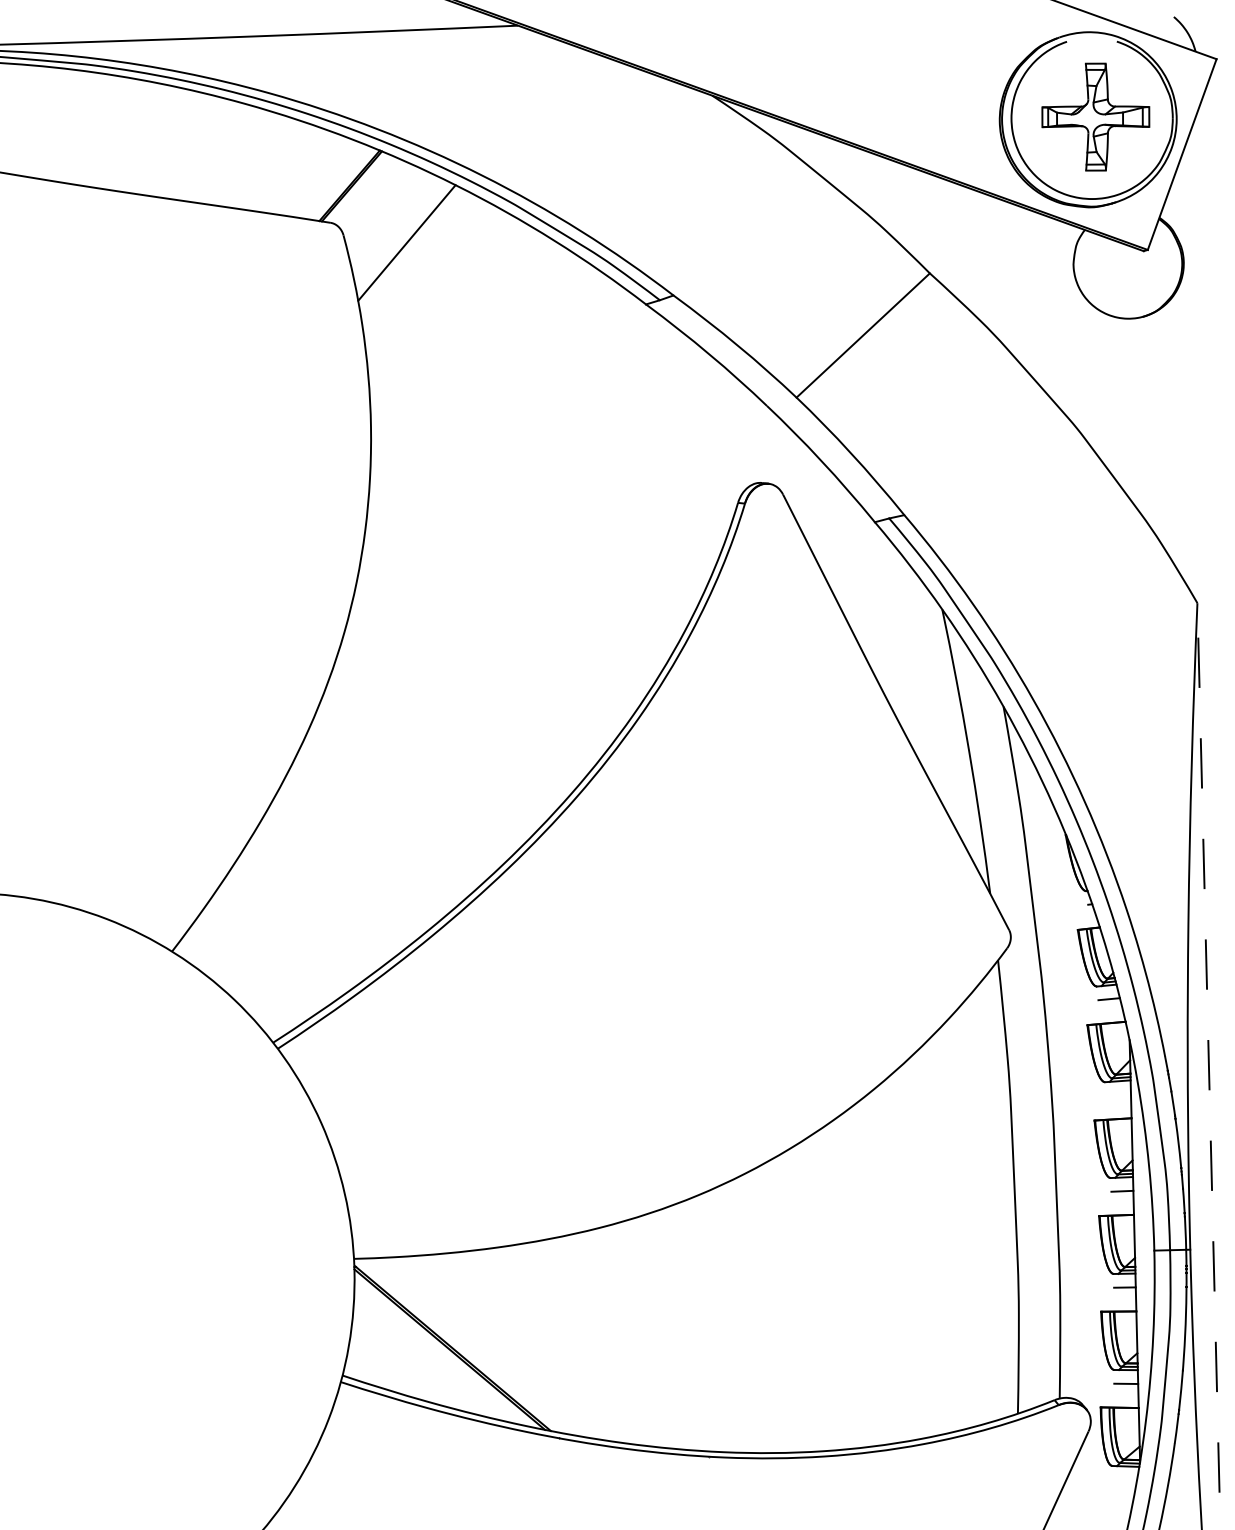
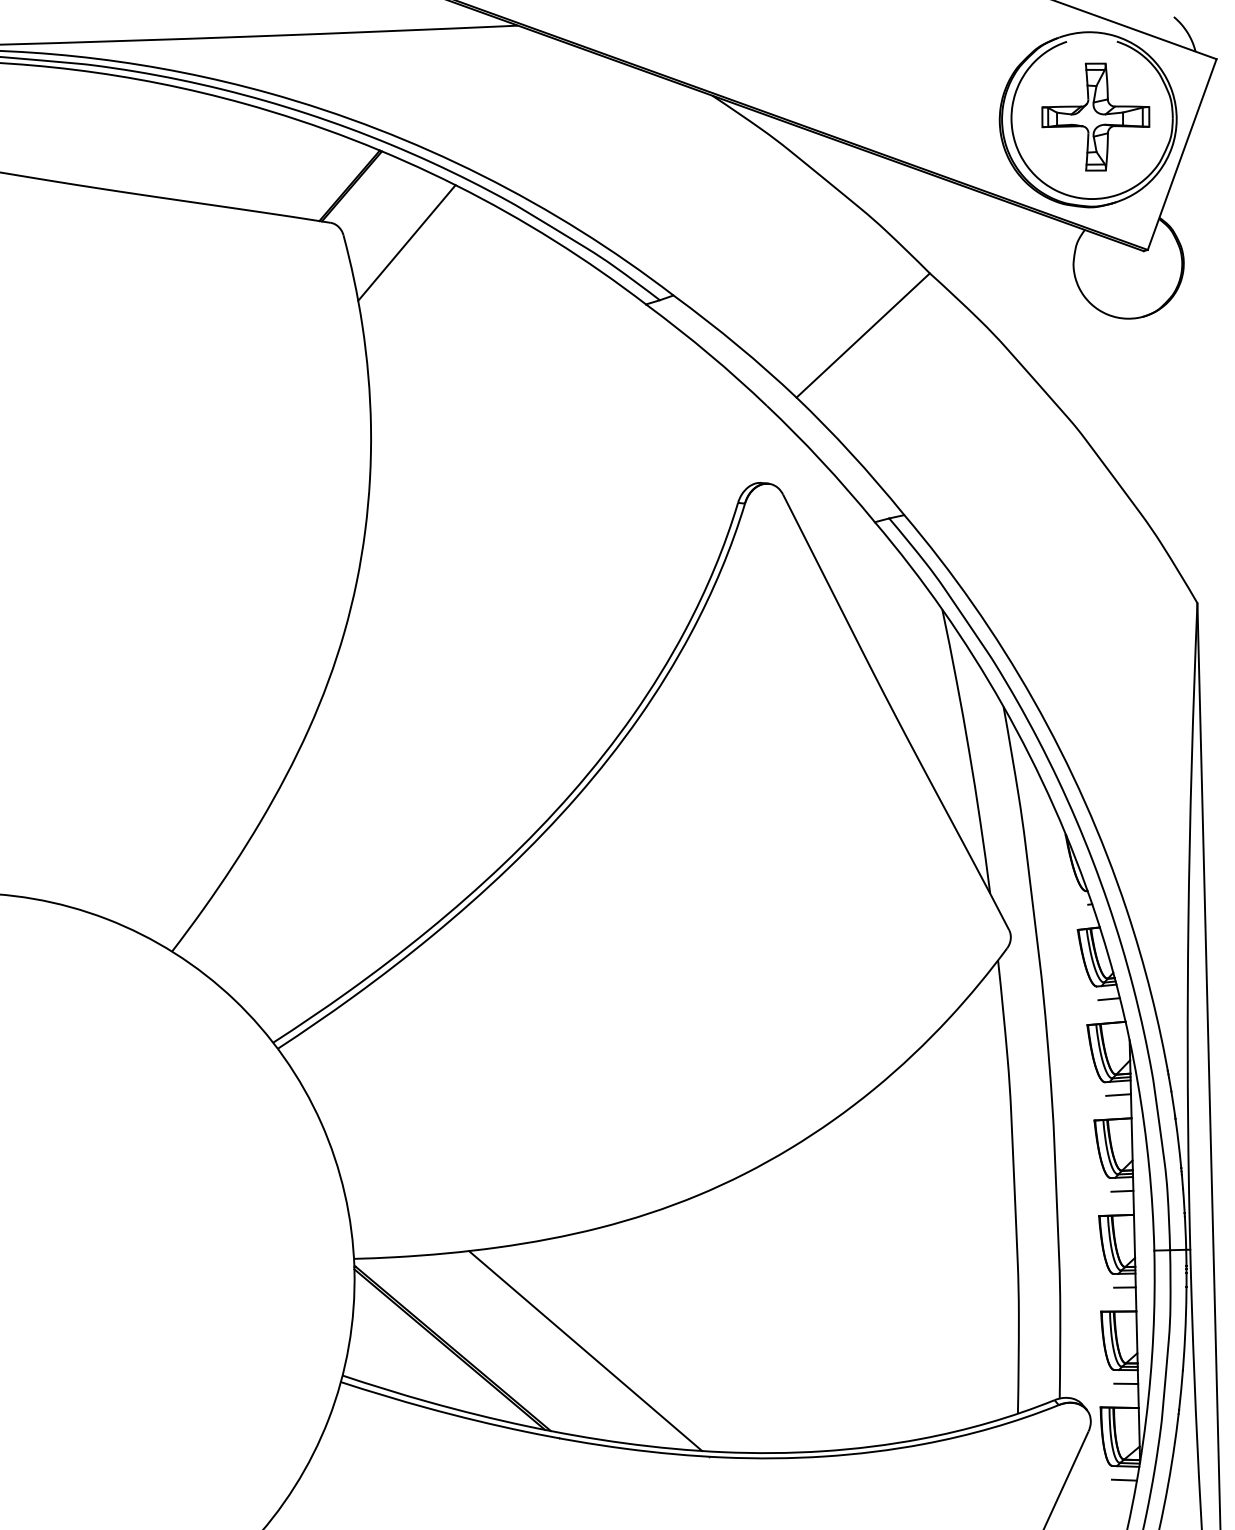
line: dashed -> solid (1208, 1065)
line: none -> present (1118, 1094)
line: none -> present (585, 1351)
line: none -> present (1123, 1479)
